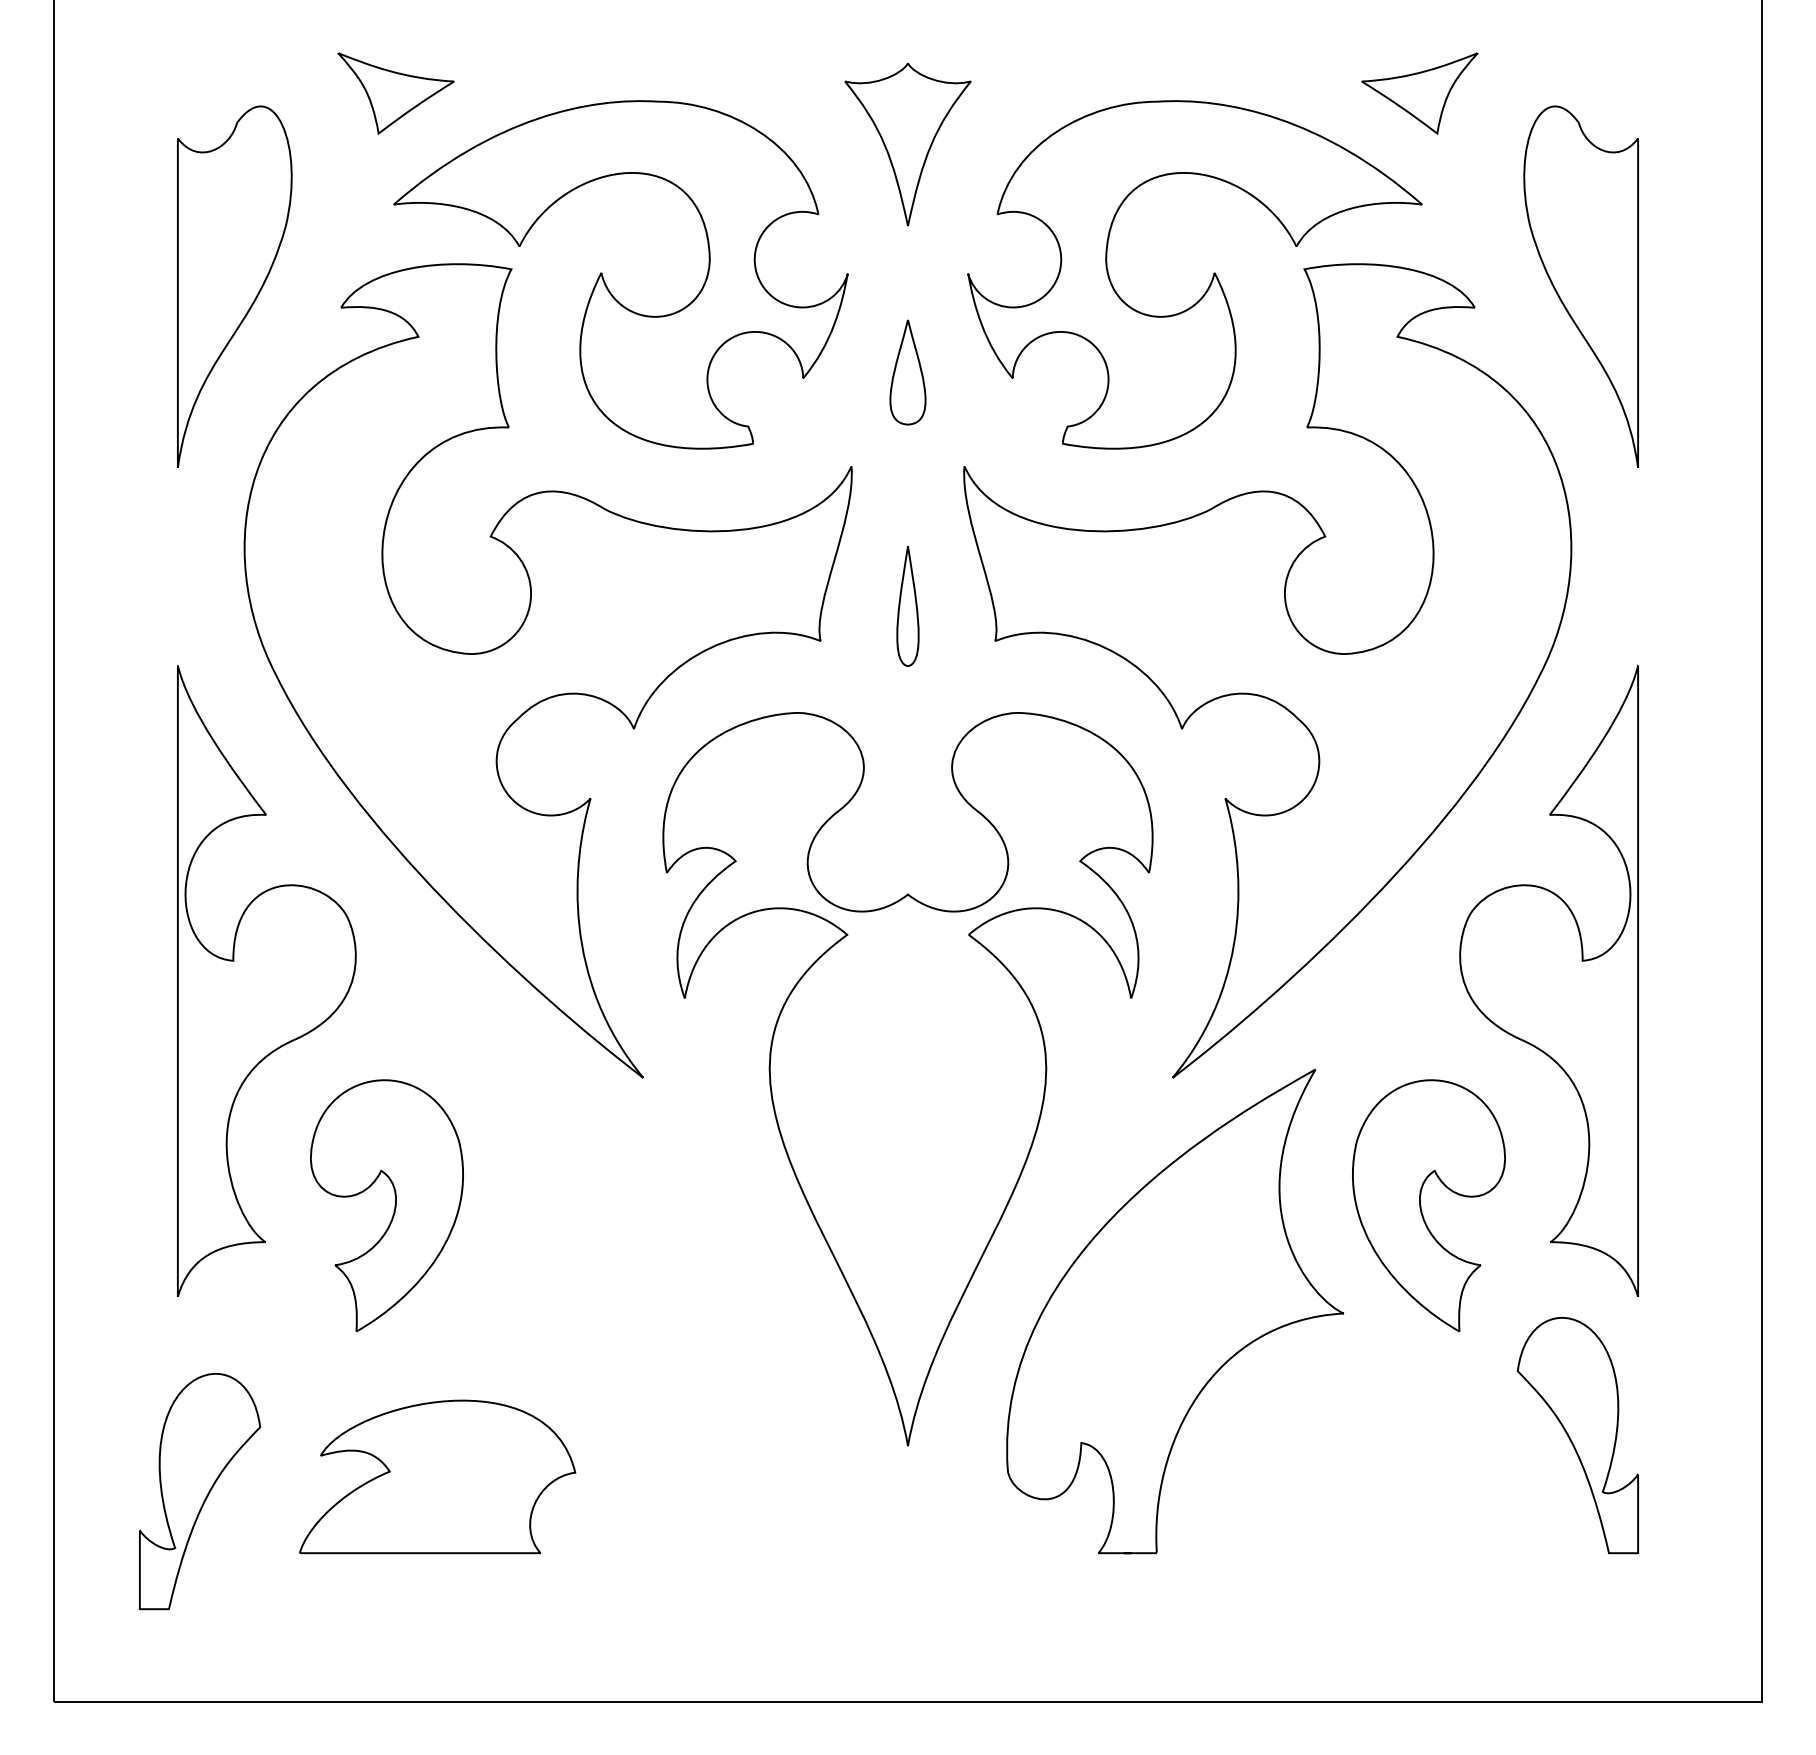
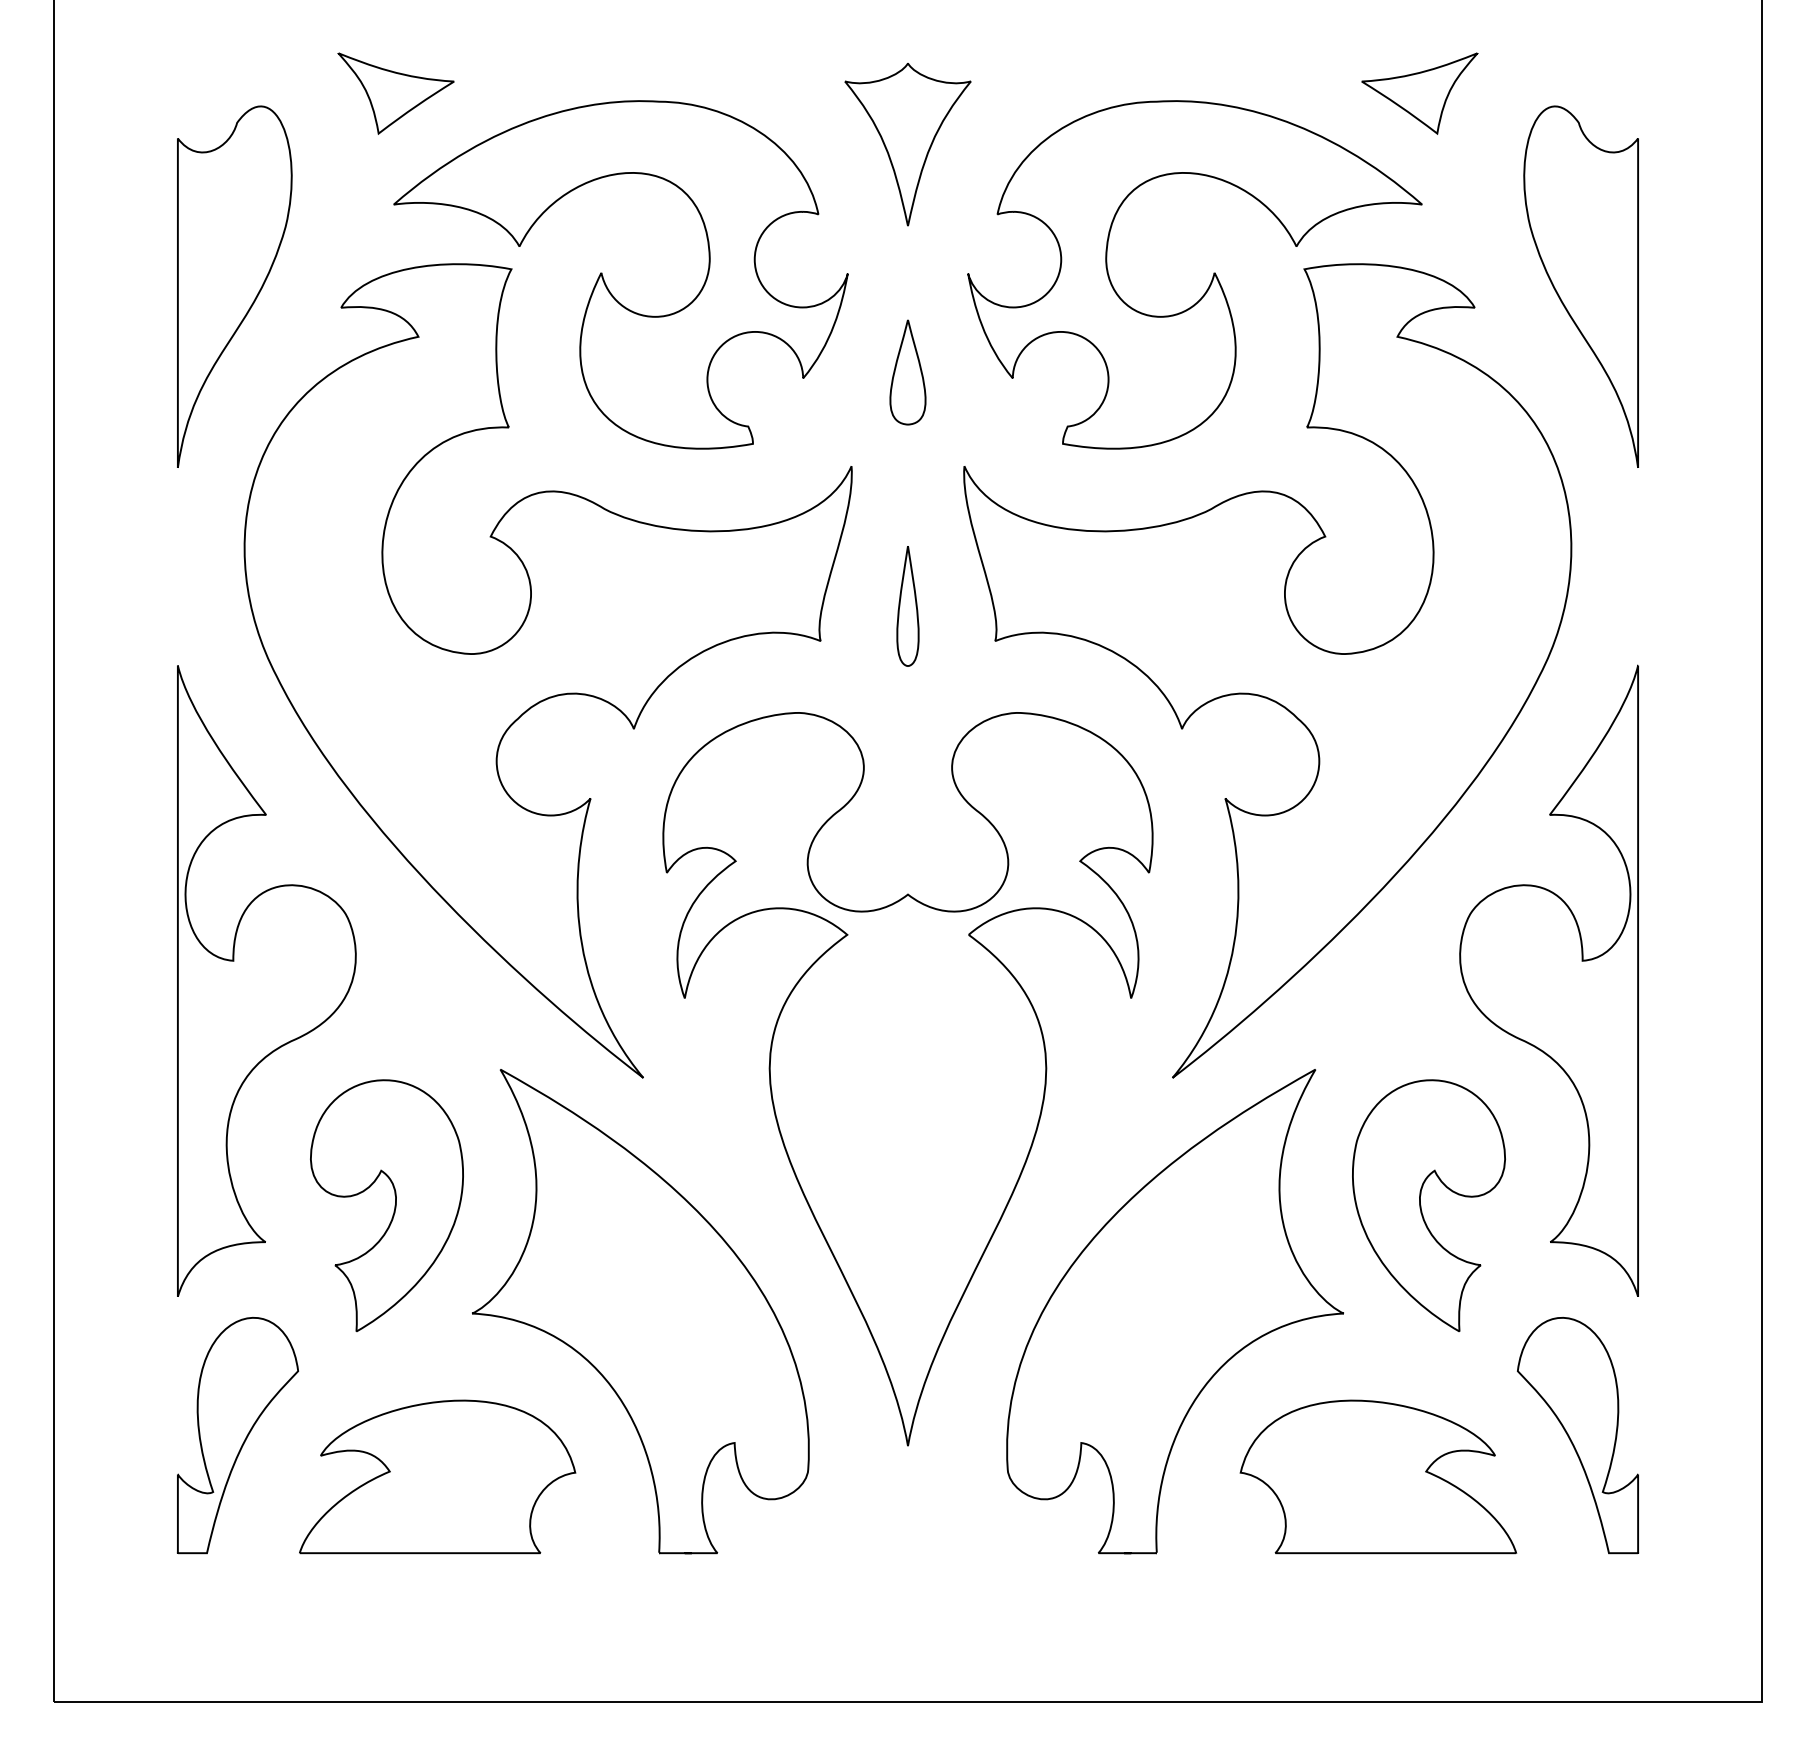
part: none -> present (640, 1311)
part: none -> present (1378, 1476)
part position: (199, 1491) -> (237, 1435) (237, 1435)
